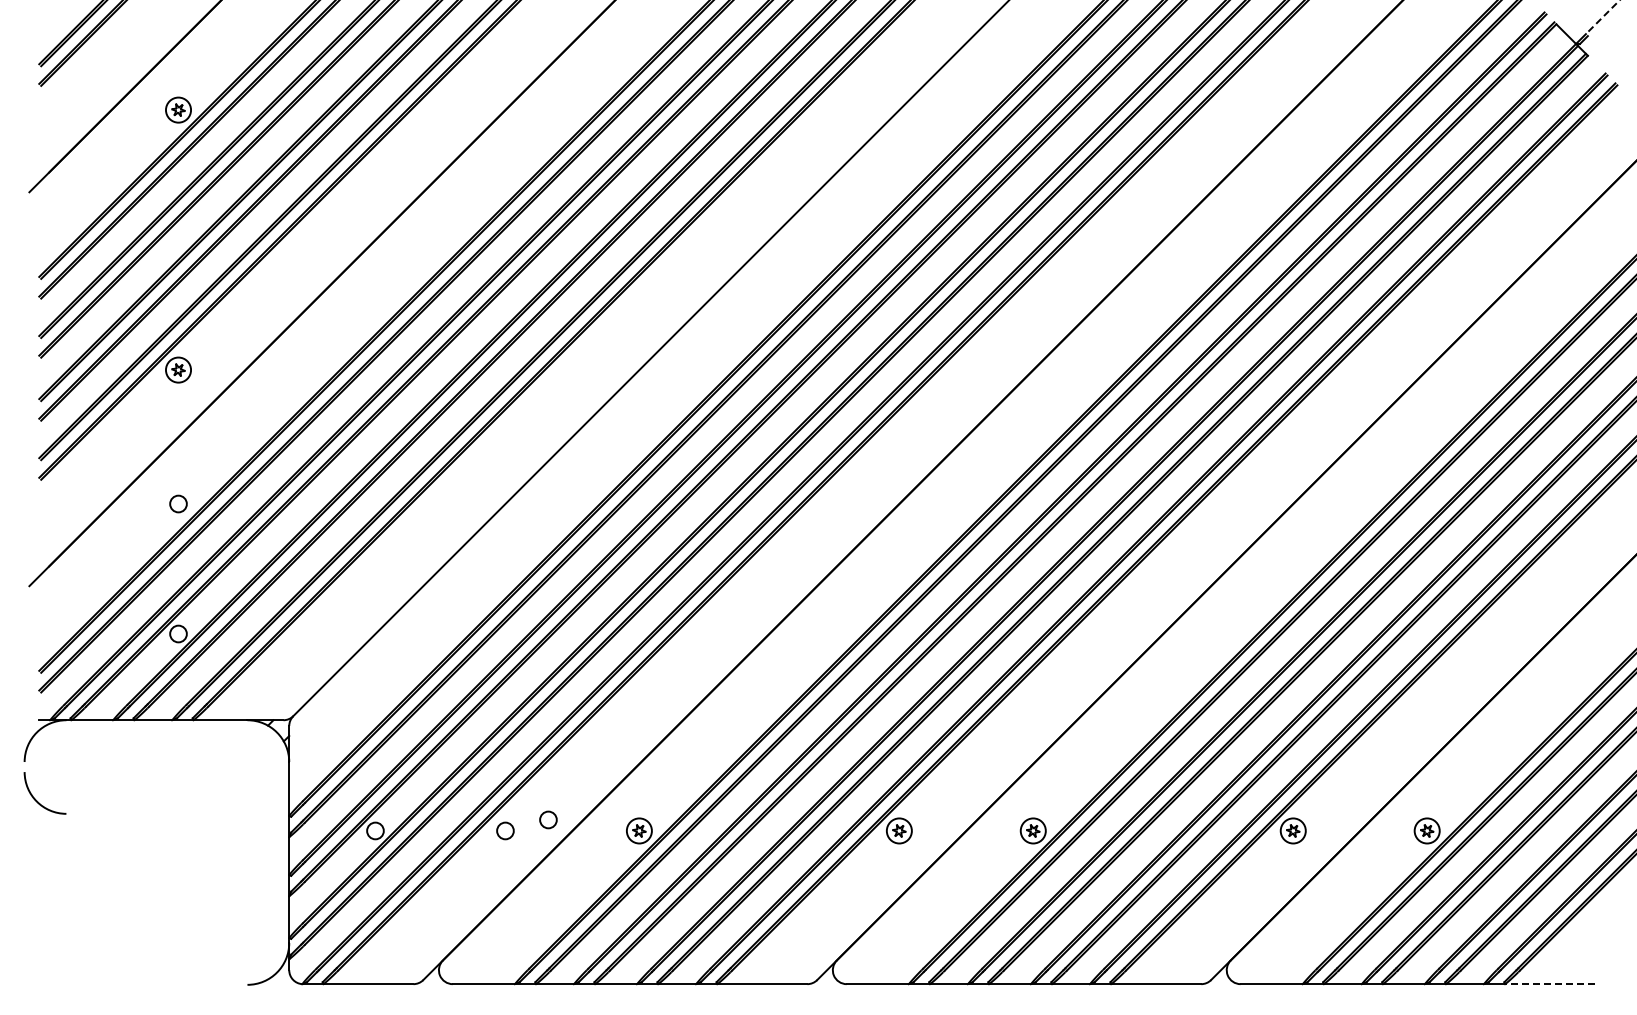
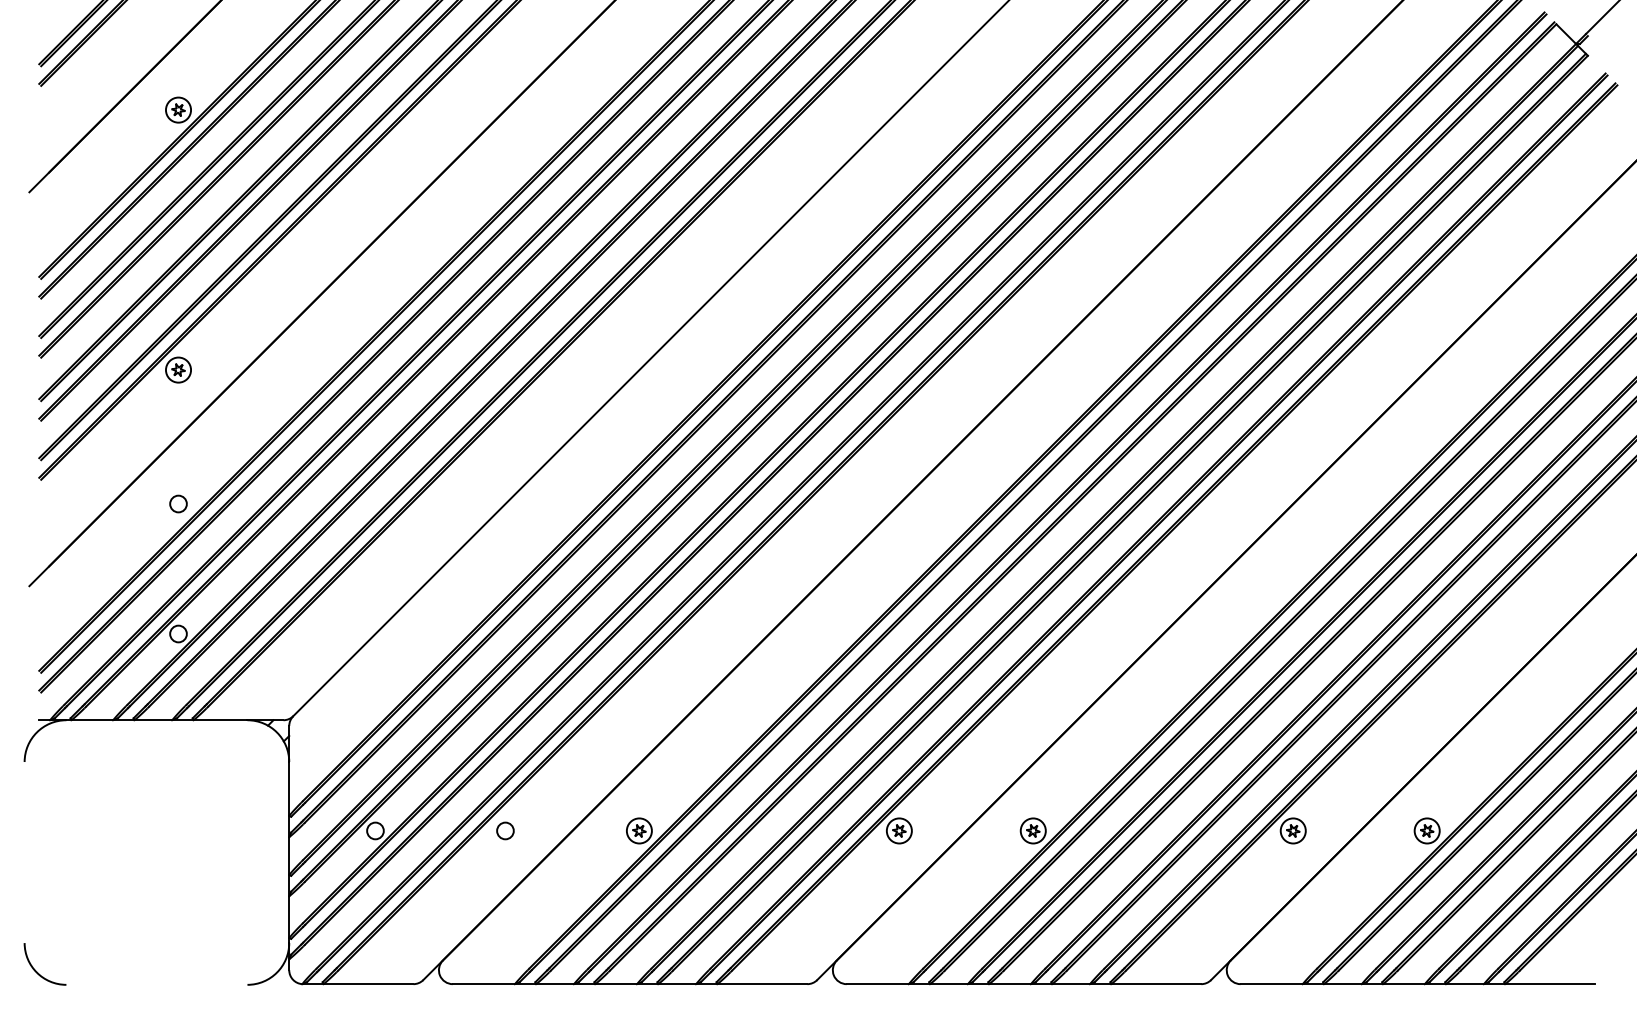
line: dashed -> solid (1602, 17)
arc position: (37, 800) -> (37, 971) (37, 971)
circle: present -> none (548, 819)
line: dashed -> solid (1550, 984)
